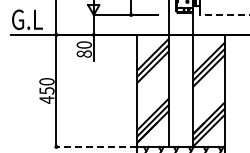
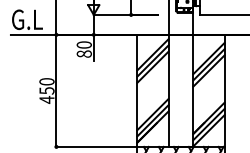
line: dashed -> solid (224, 14)
line: dashed -> solid (96, 146)
